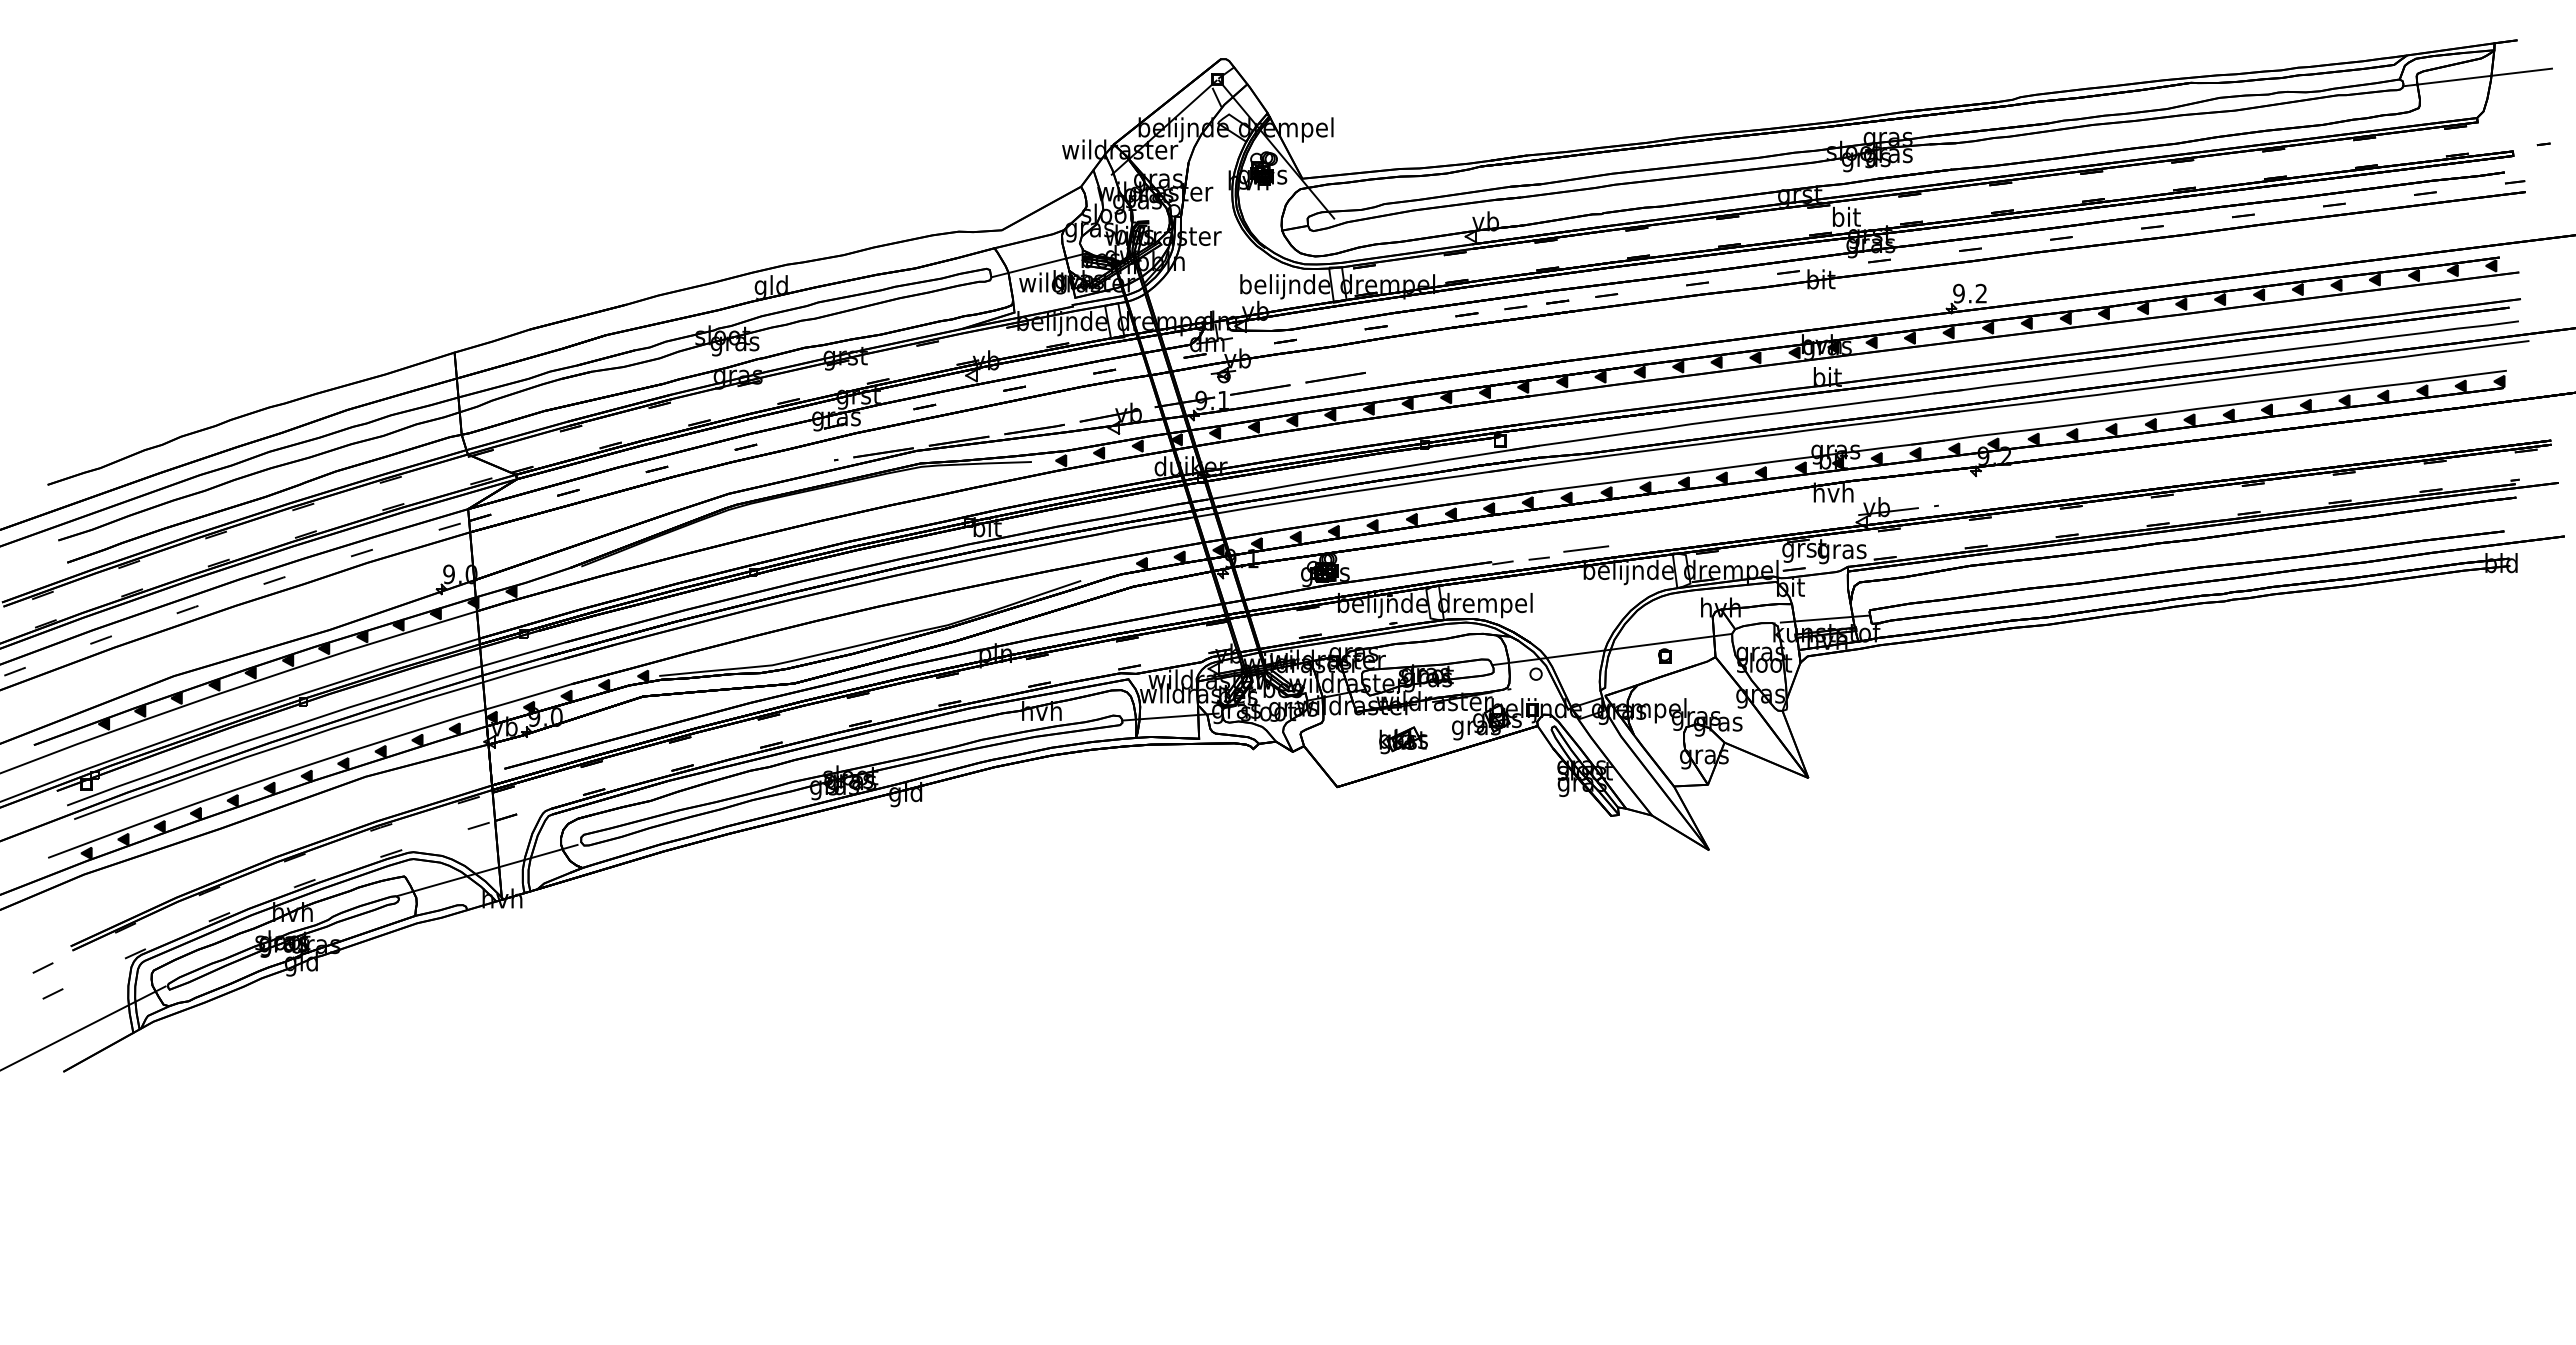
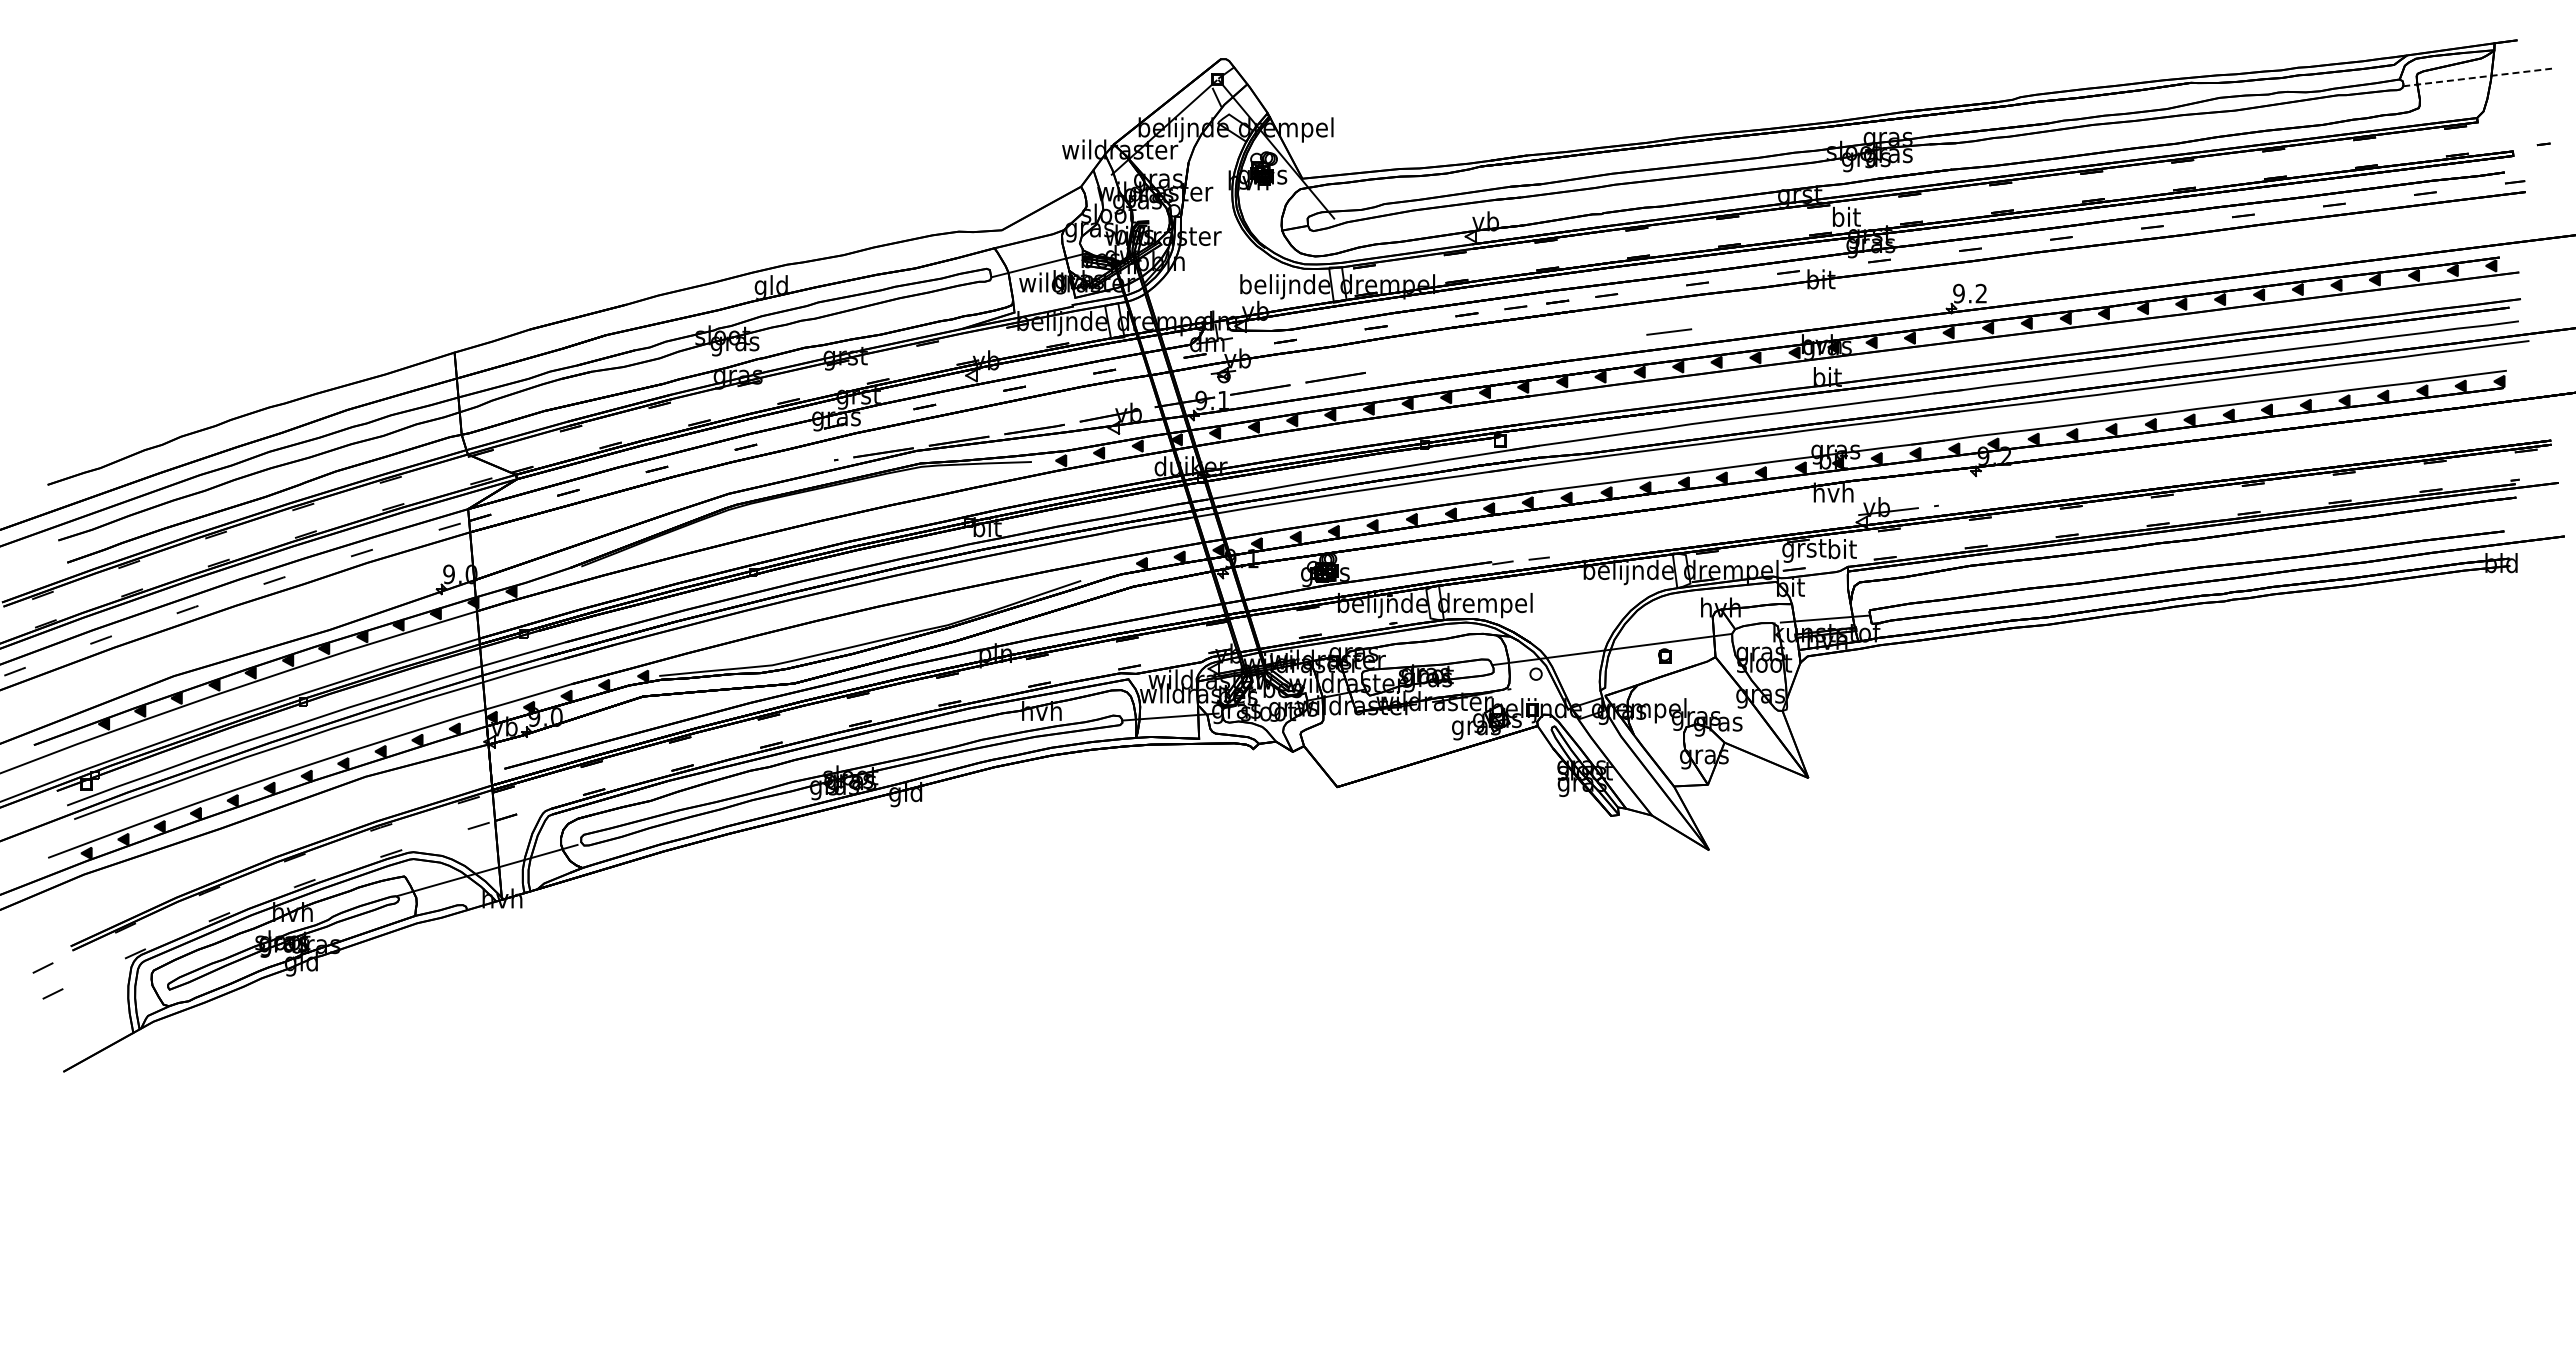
line: solid -> dashed (2477, 77)
line position: (1586, 548) -> (1669, 331) (1669, 331)
text: gras -> bit (1841, 551)
part: present -> none (1403, 740)
line: present -> none (83, 1027)
